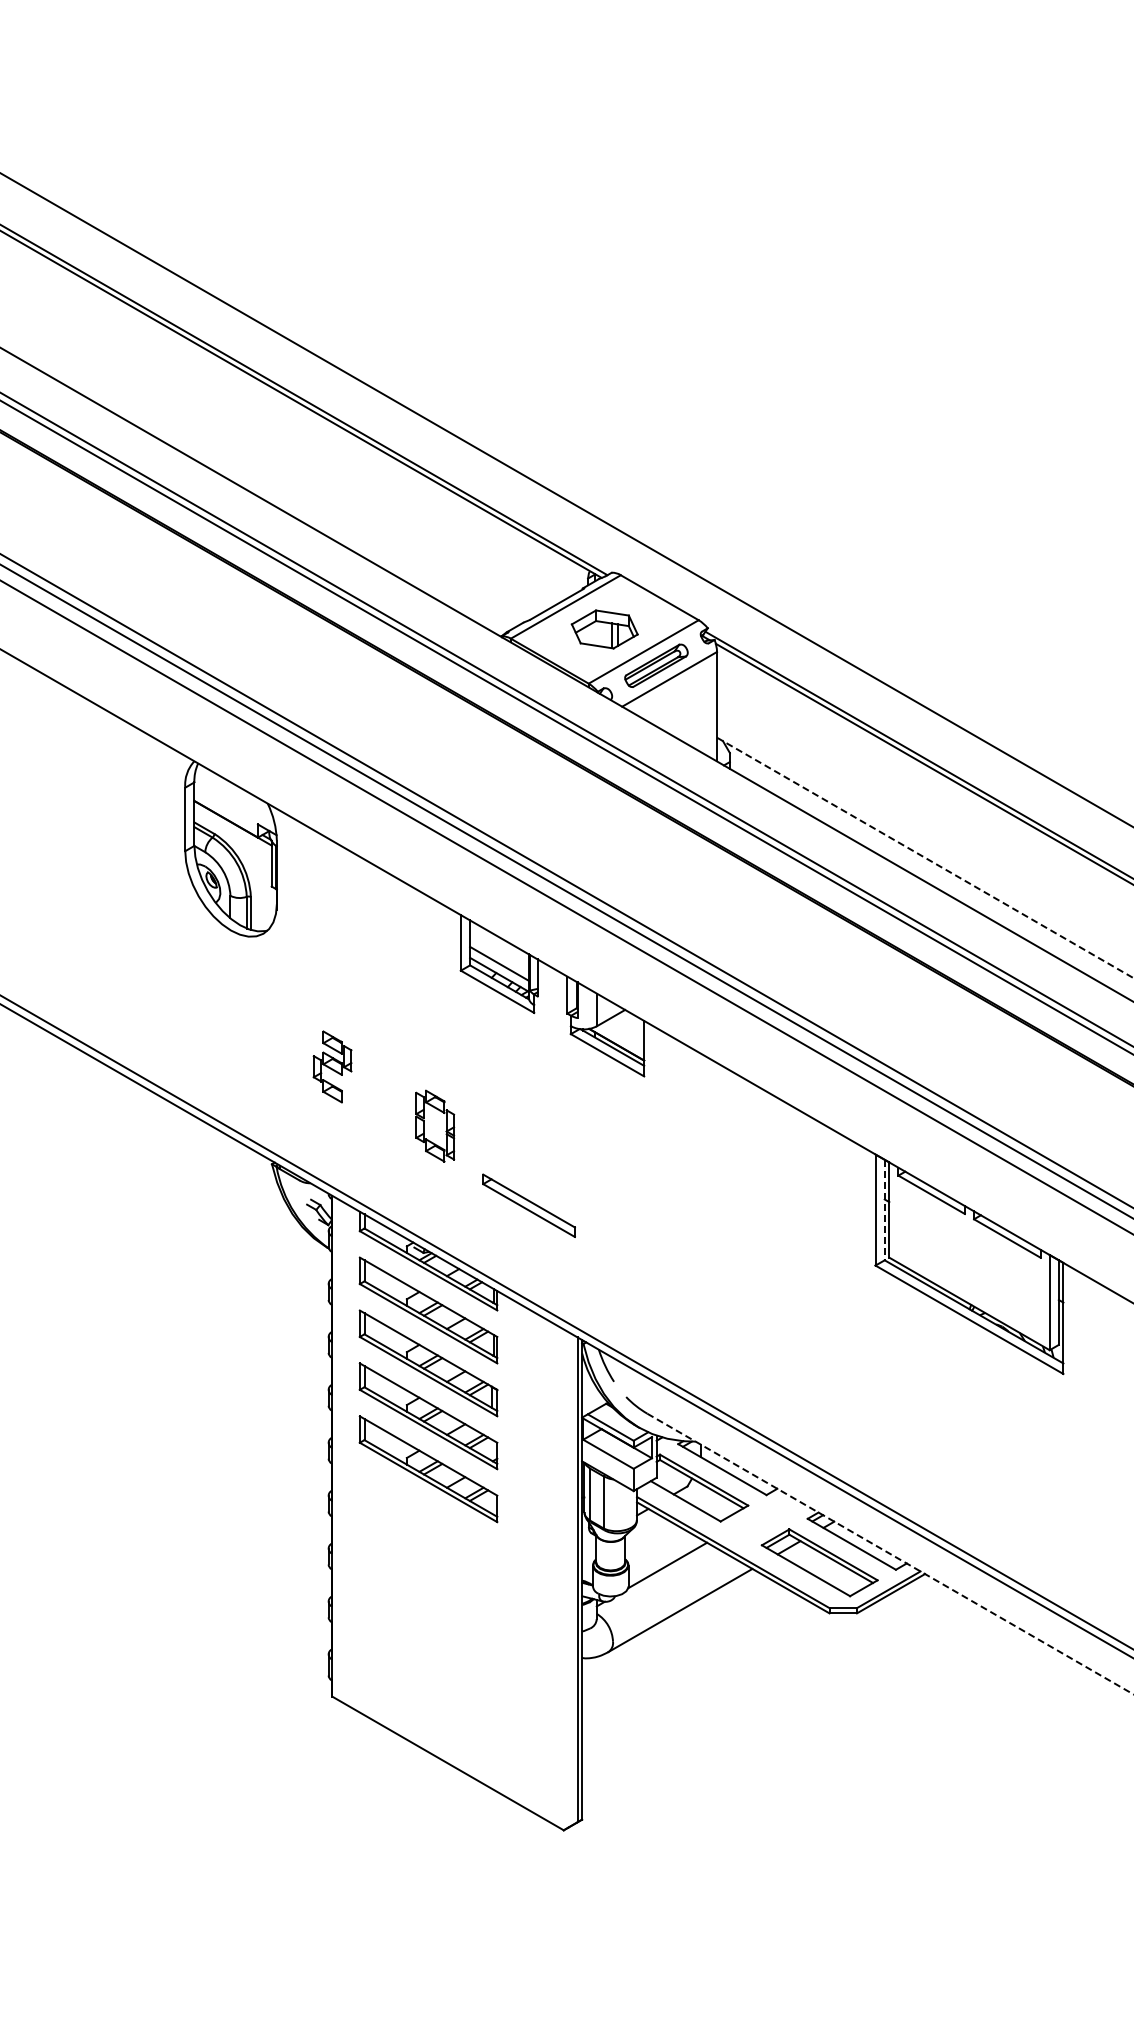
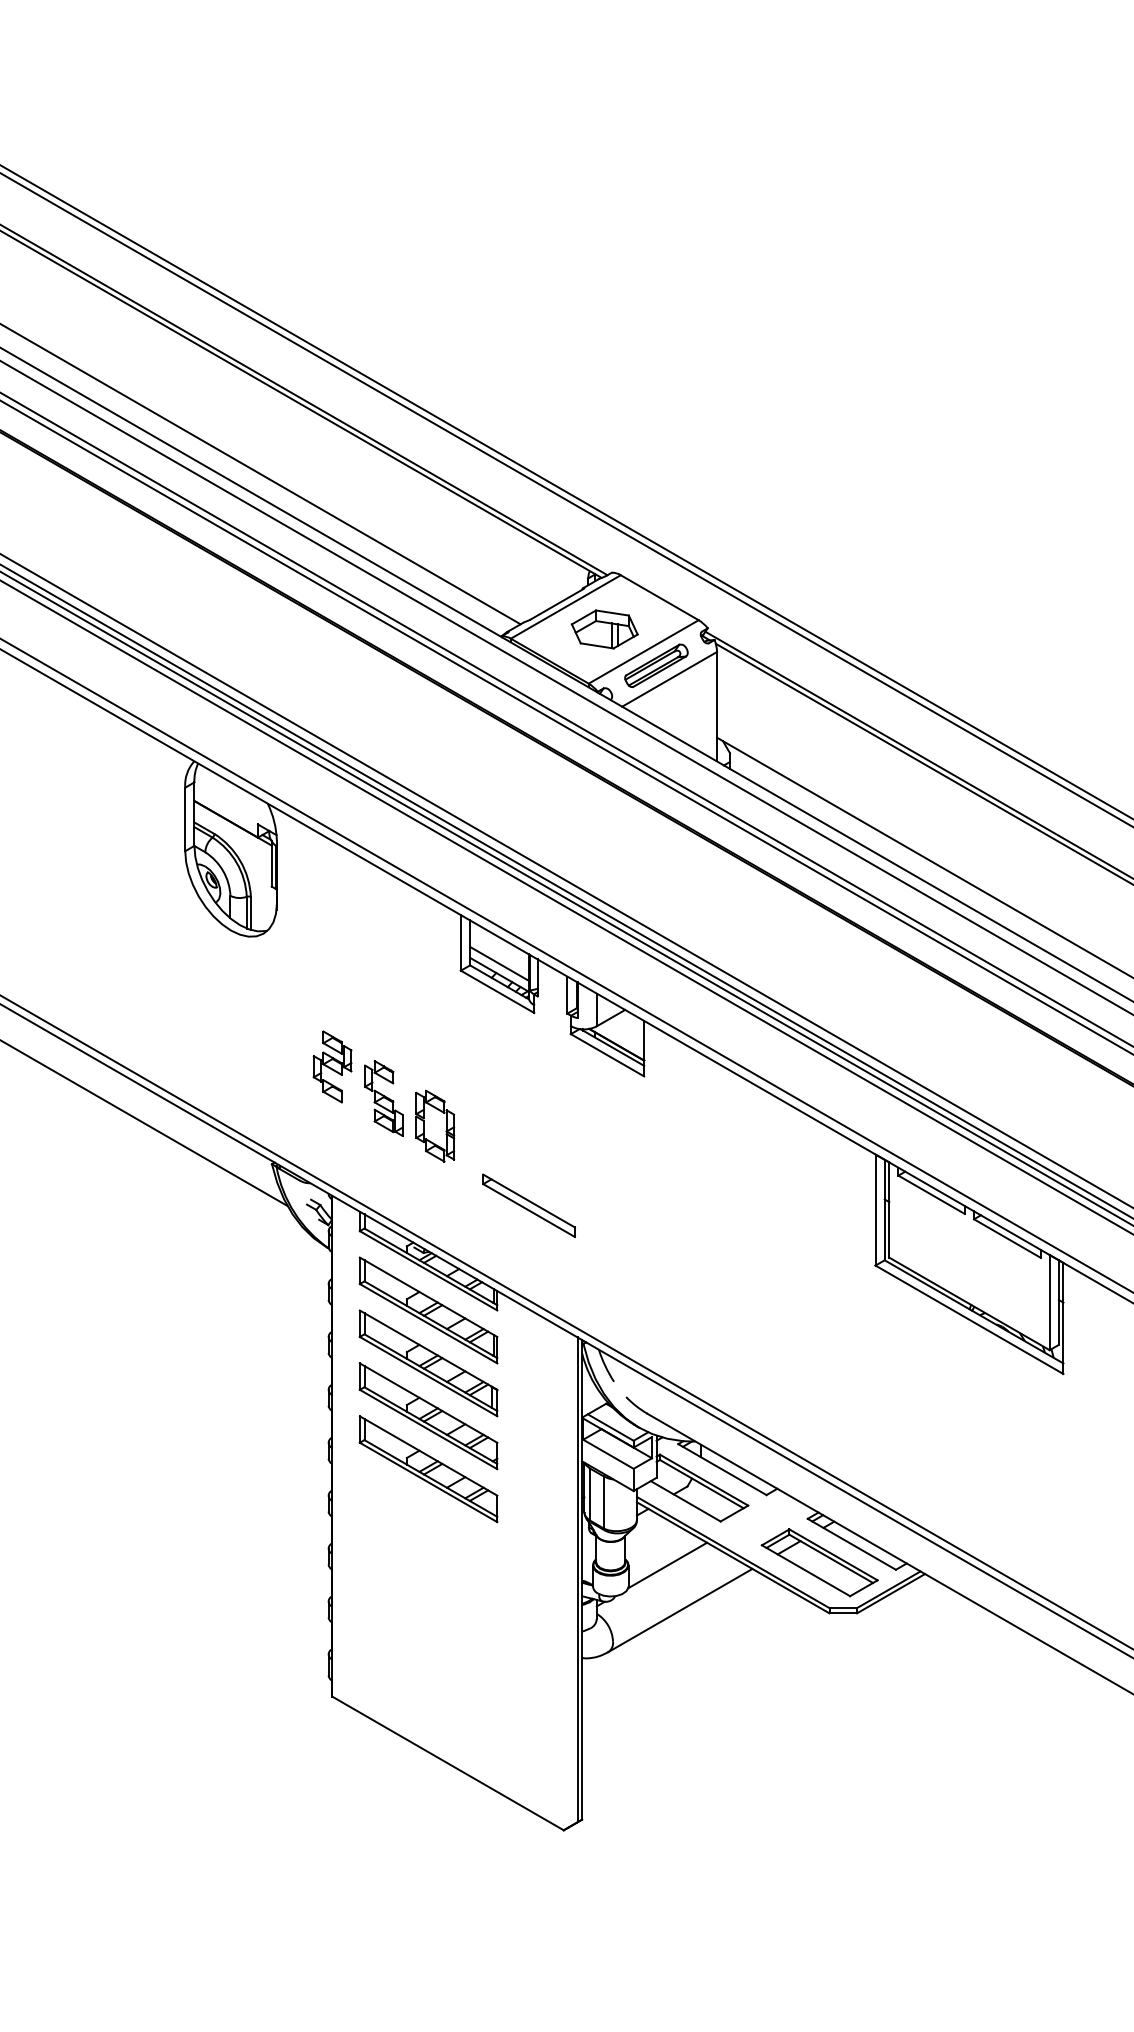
line: none -> present (261, 474)
line: none -> present (566, 491)
line: none -> present (566, 687)
line: dashed -> solid (925, 858)
line: none -> present (566, 898)
line: none -> present (566, 965)
part: none -> present (383, 1098)
line: none -> present (144, 1123)
line: dashed -> solid (884, 1210)
line: dashed -> solid (890, 1554)
